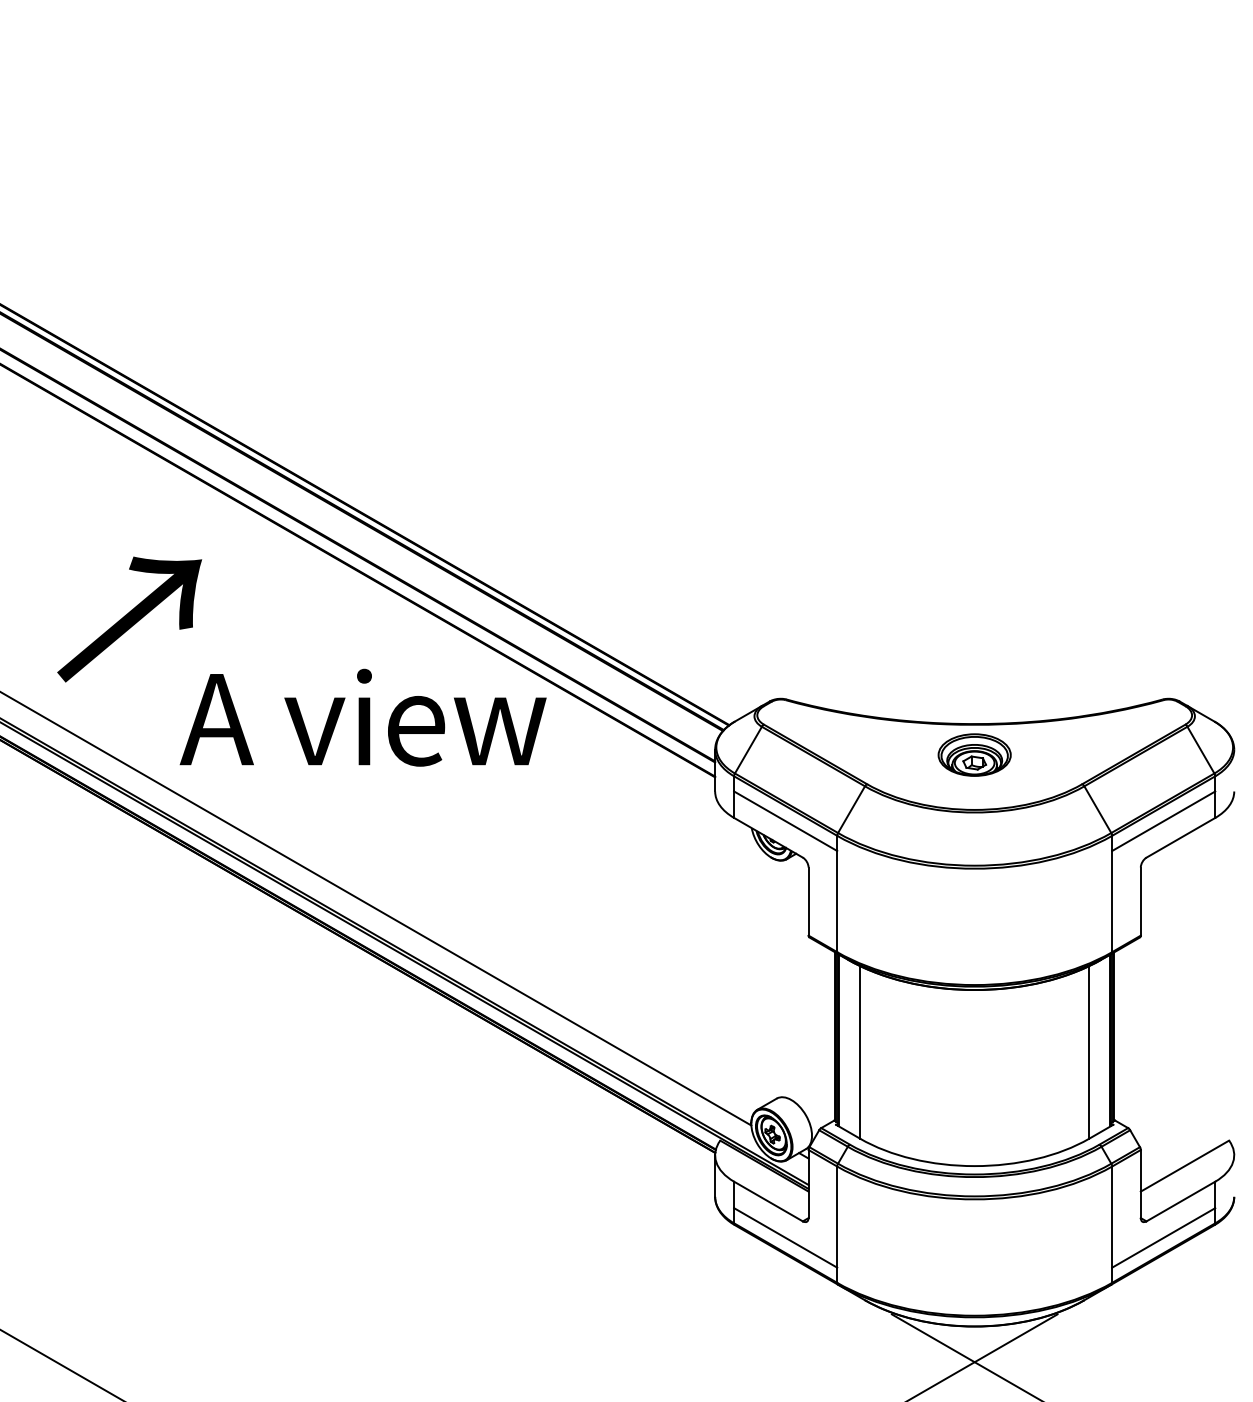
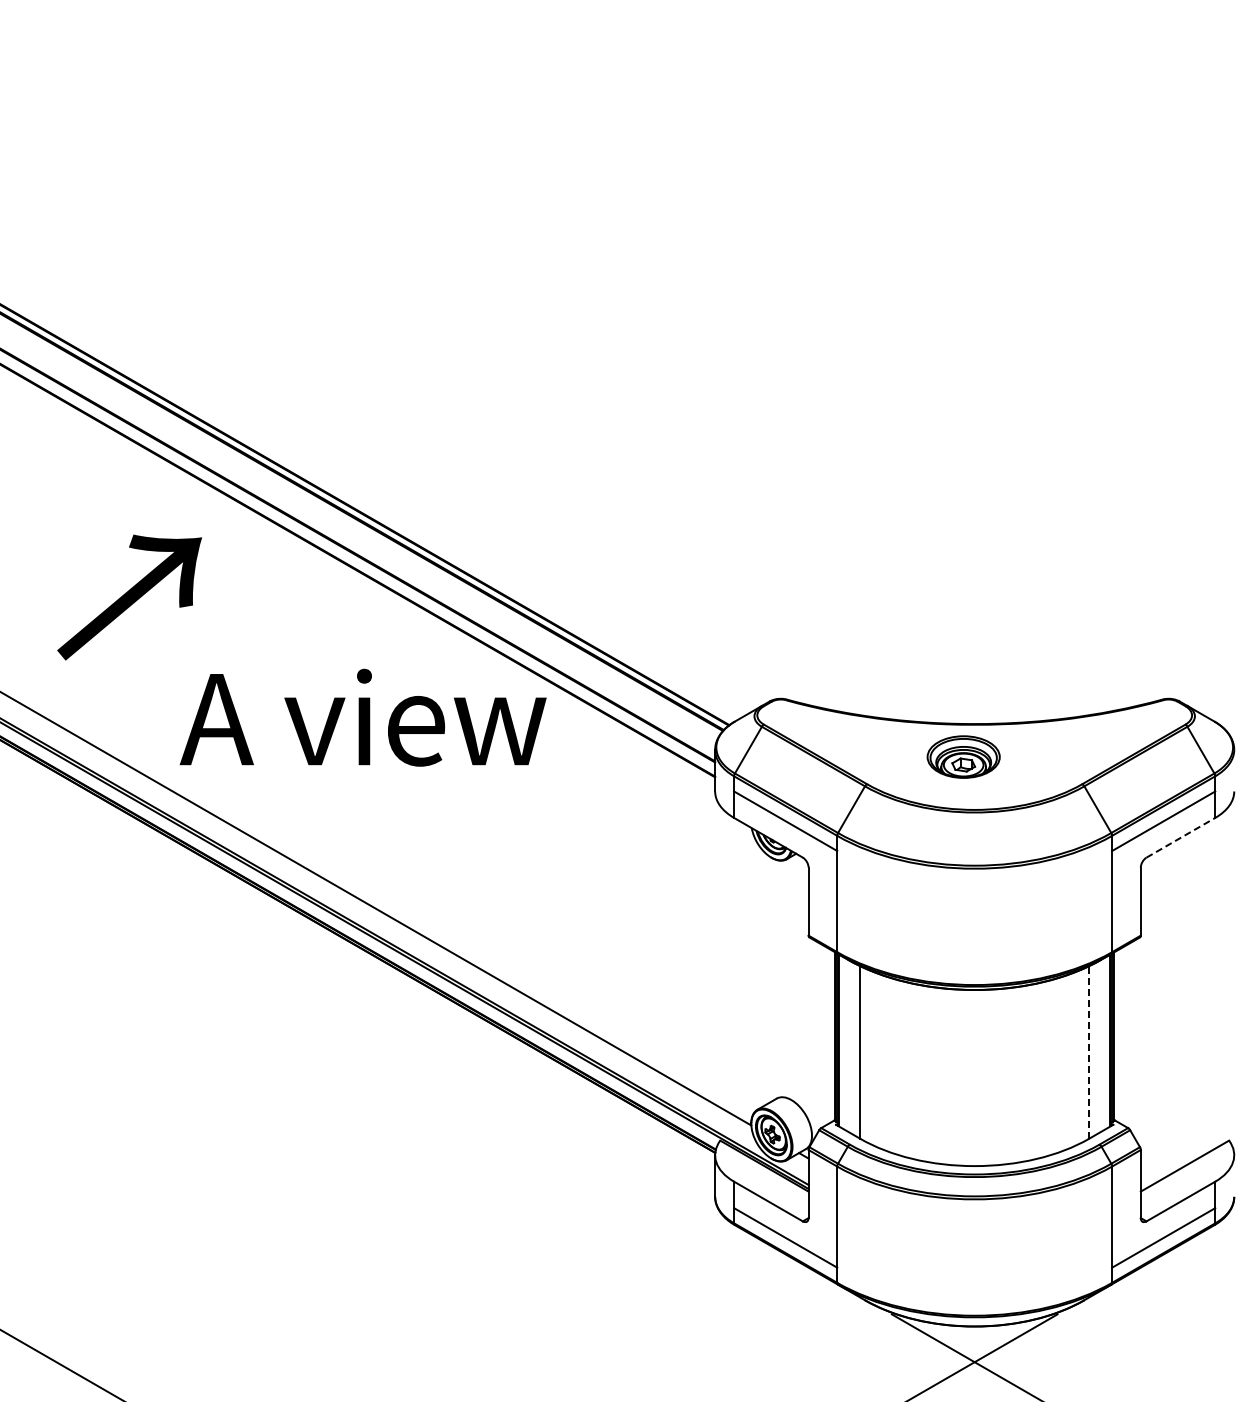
text position: (129, 619) -> (129, 597) (129, 597)
part position: (974, 754) -> (963, 756) (963, 756)
line: solid -> dashed (1180, 837)
line: solid -> dashed (1089, 1051)
